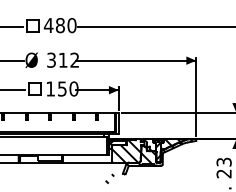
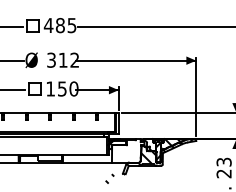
text: 480 -> 485 (71, 25)
hatch: present -> none (126, 151)
